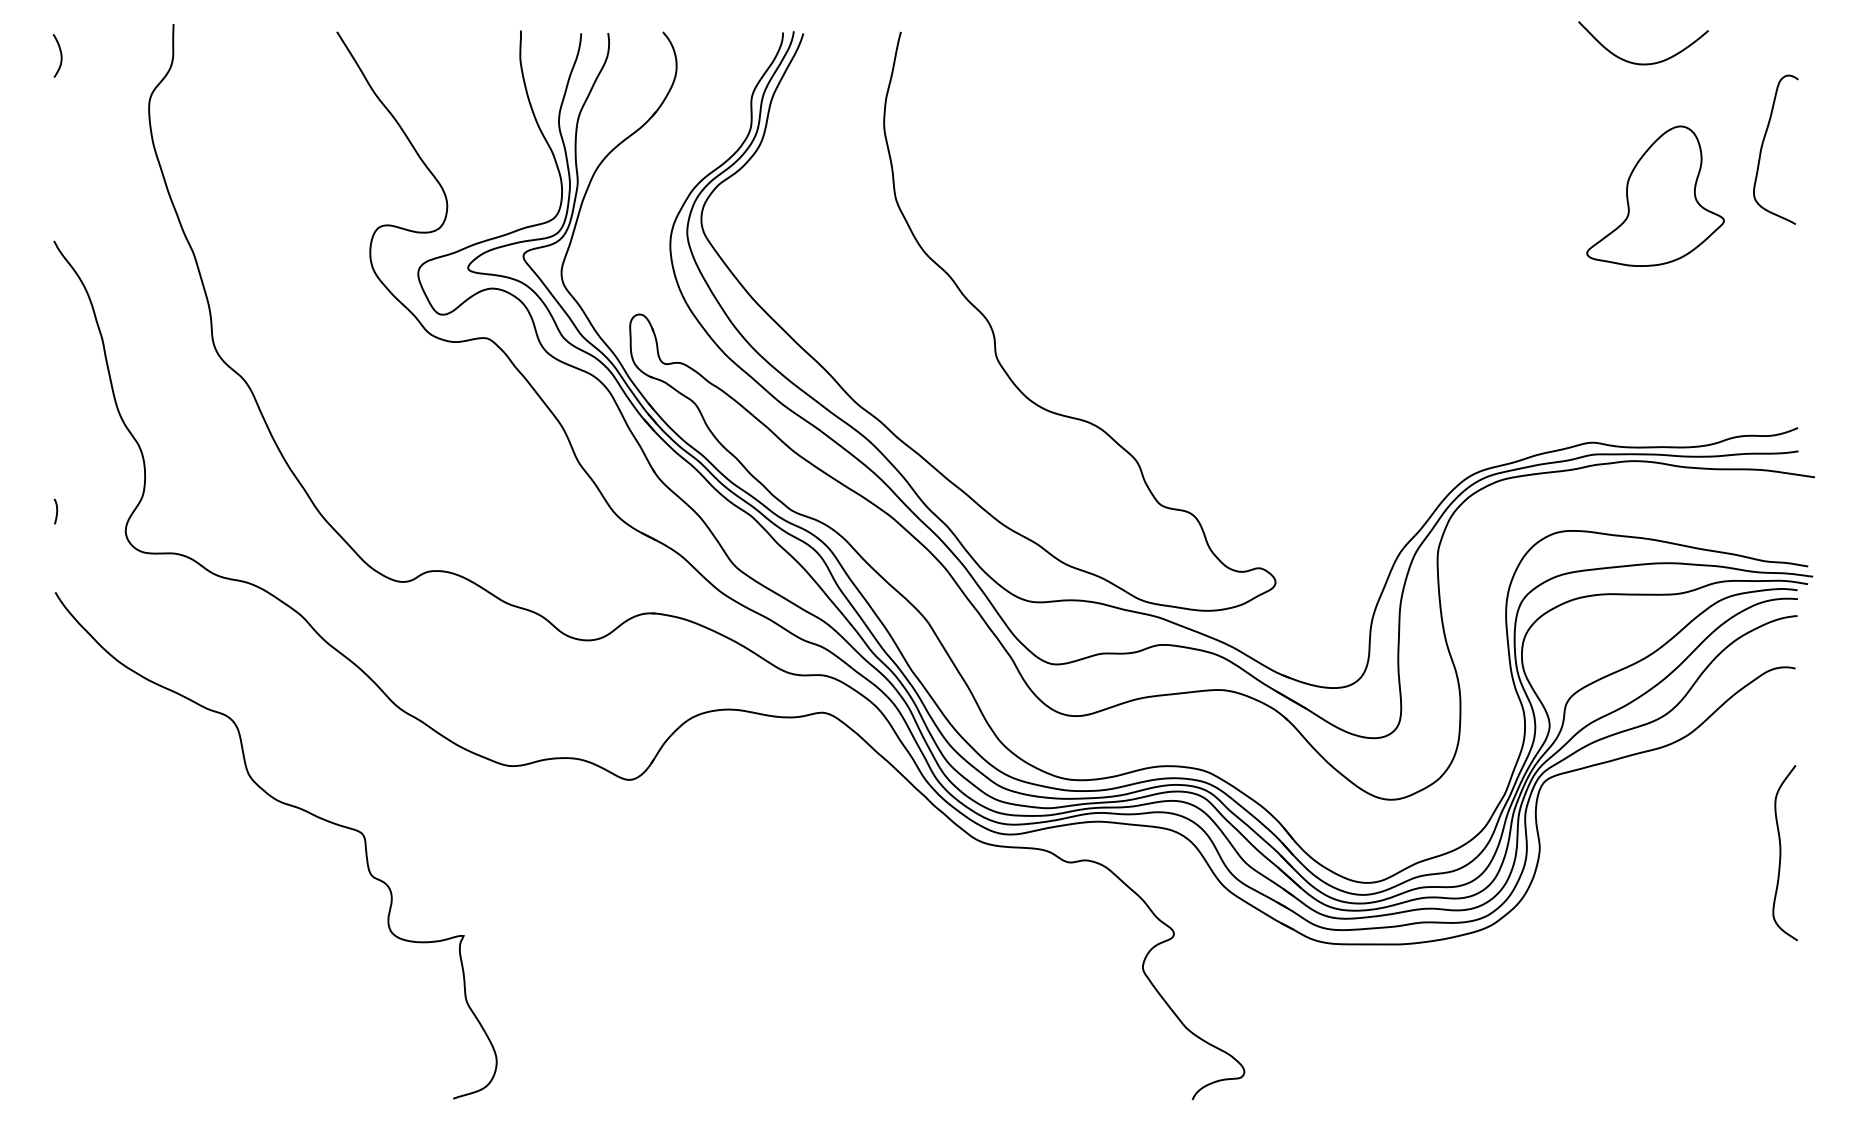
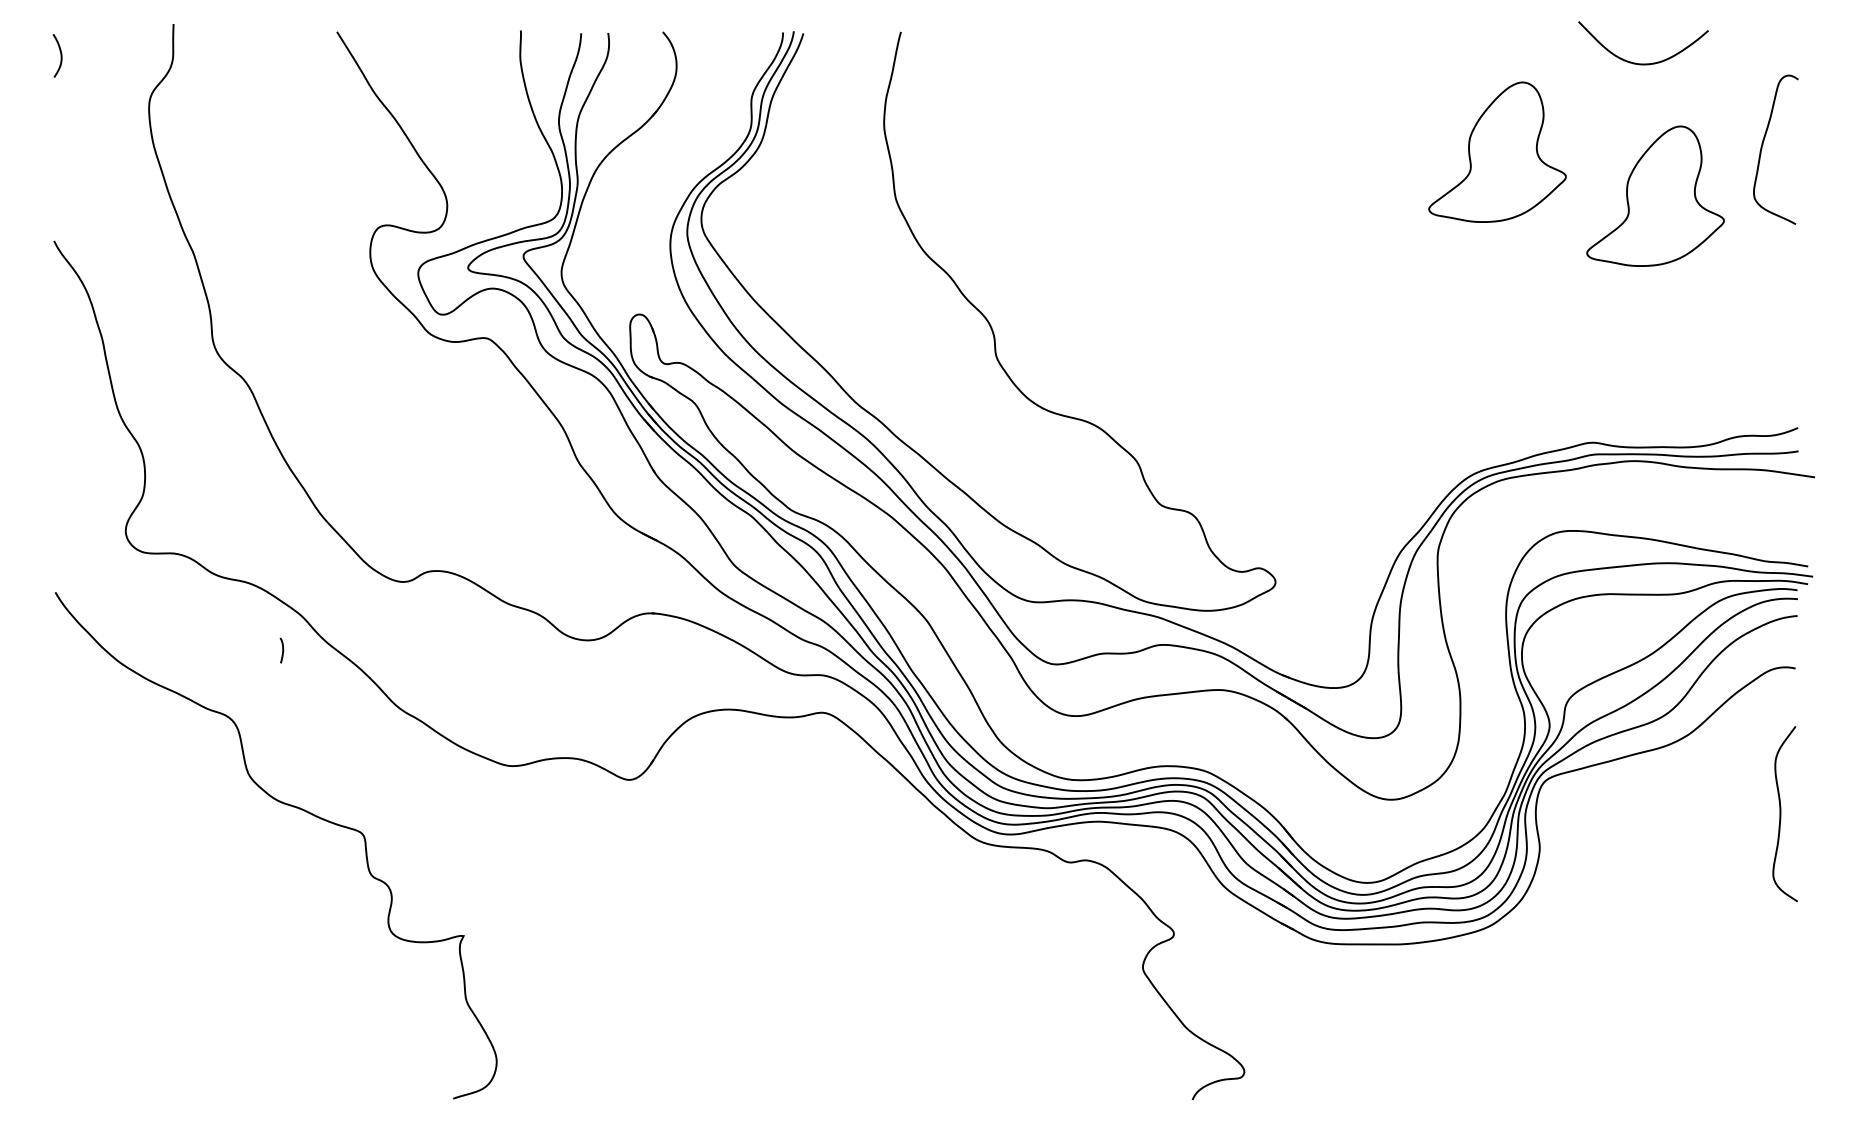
part: none -> present (1497, 151)
curve position: (56, 511) -> (282, 650) (282, 650)
curve position: (1781, 853) -> (1781, 814) (1781, 814)
